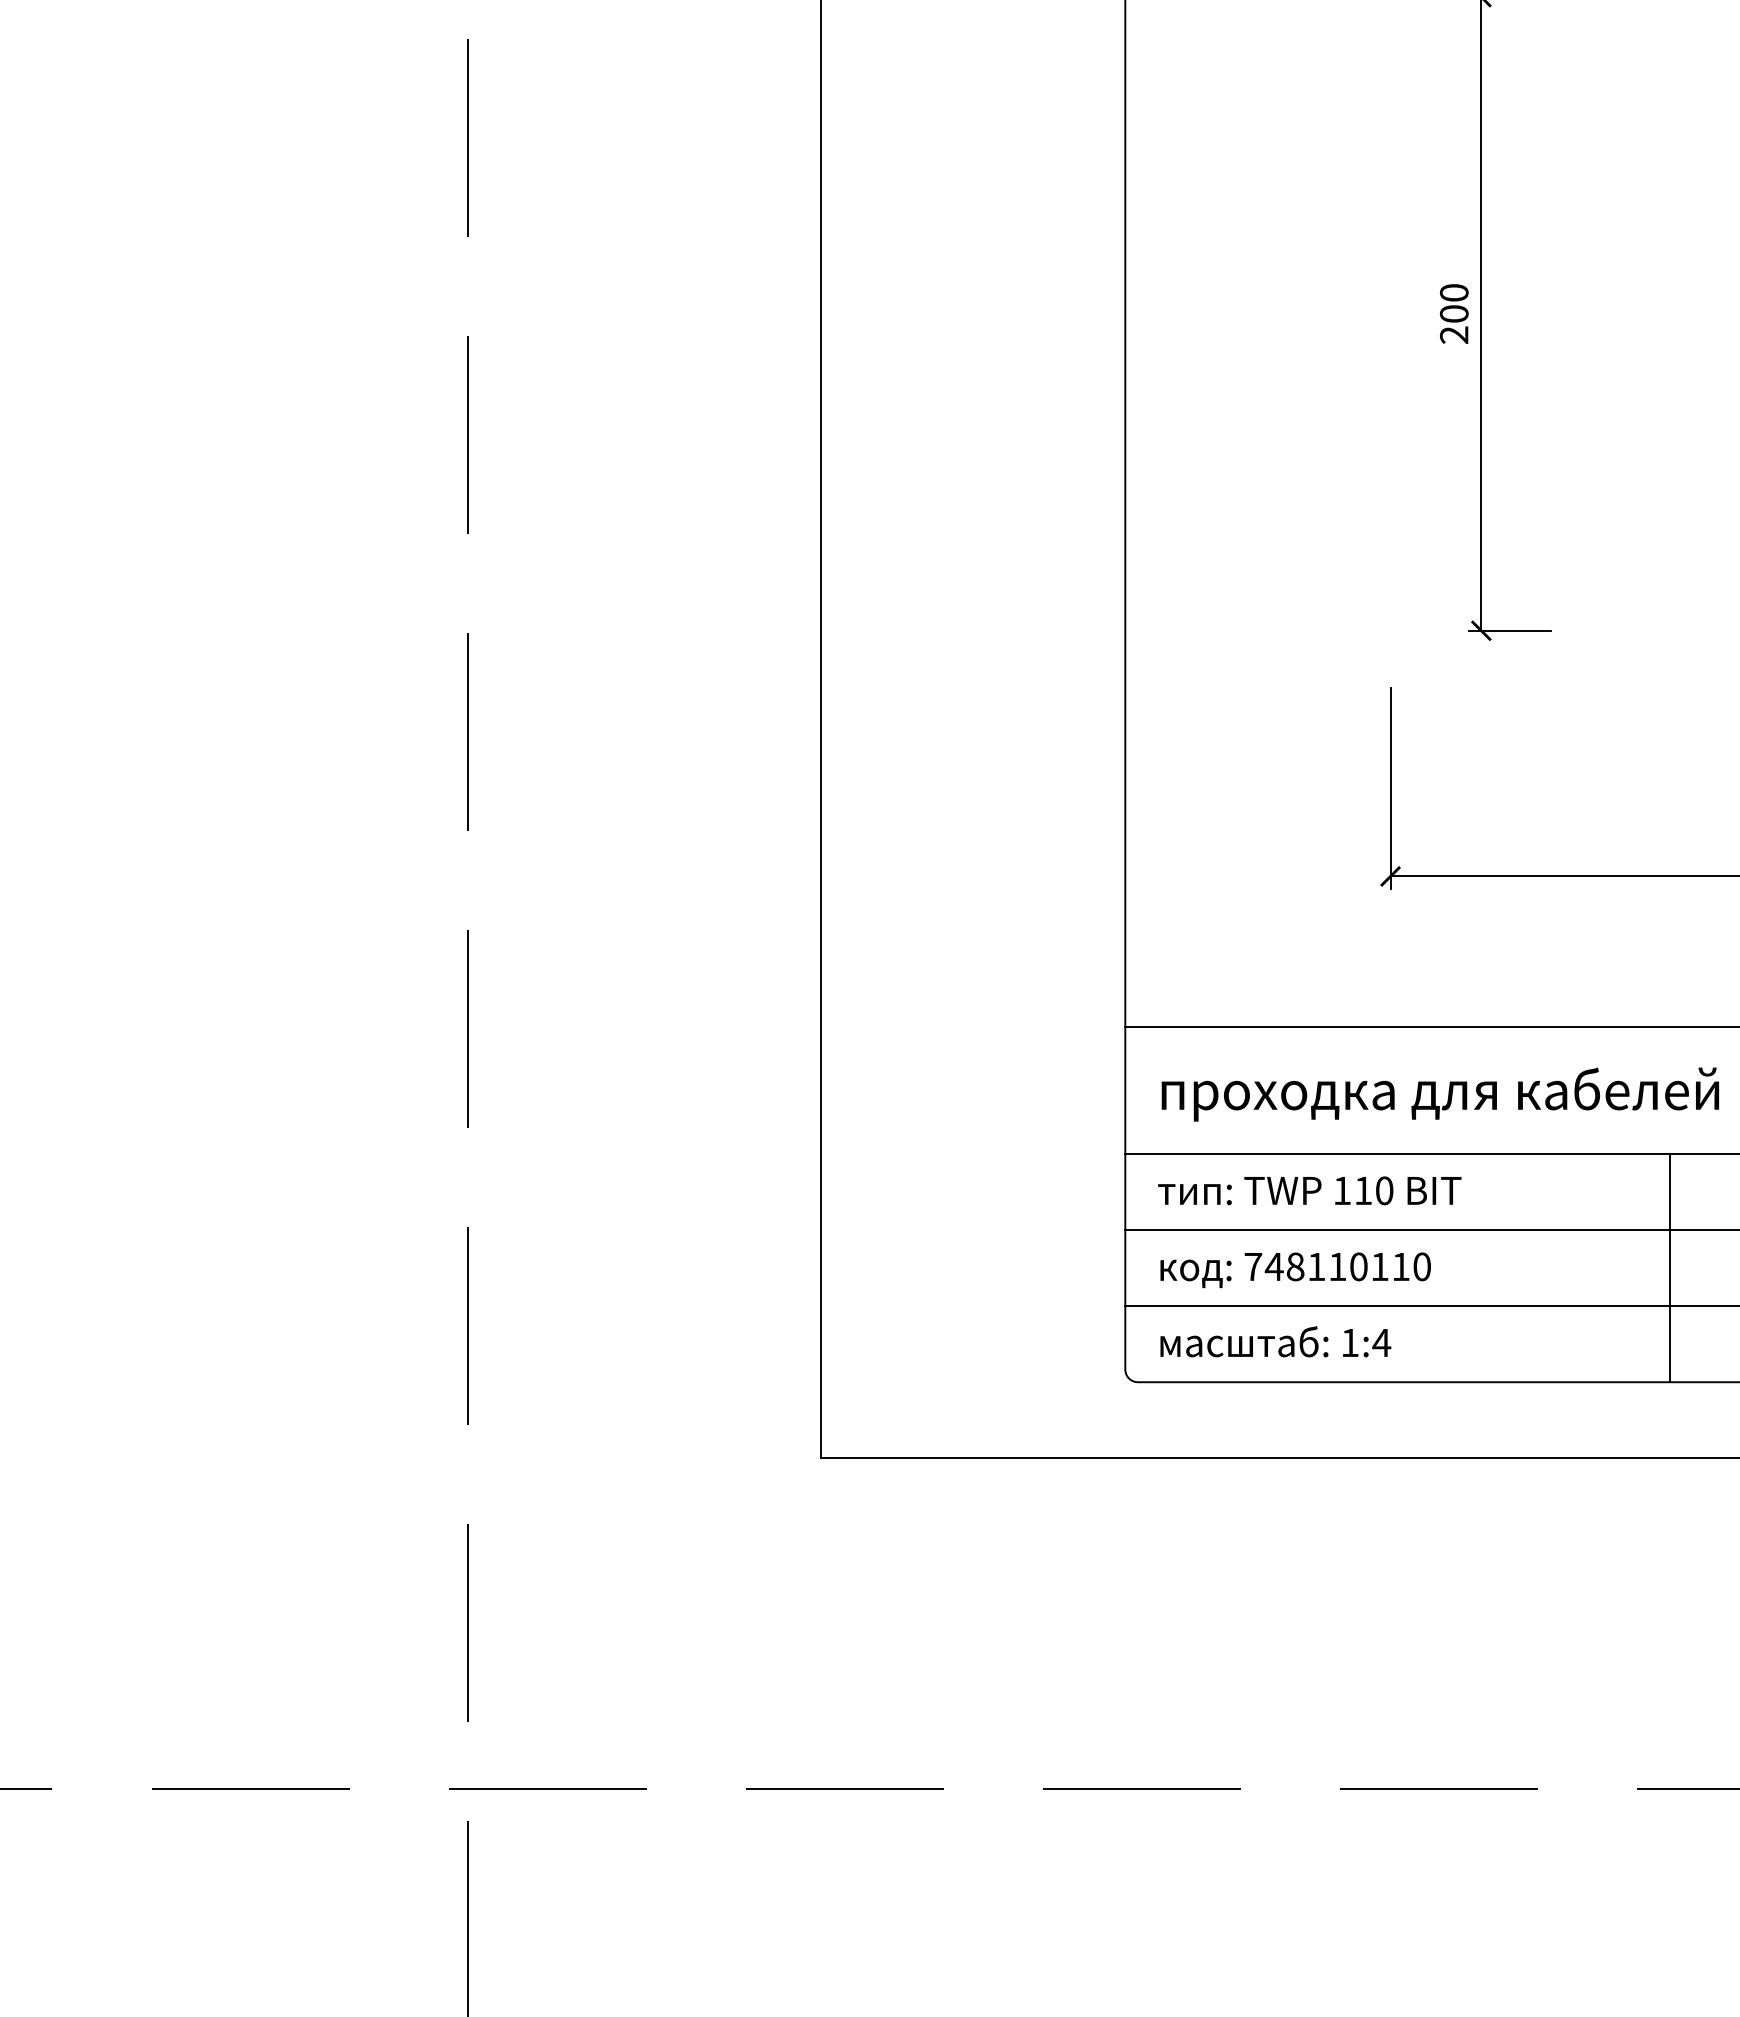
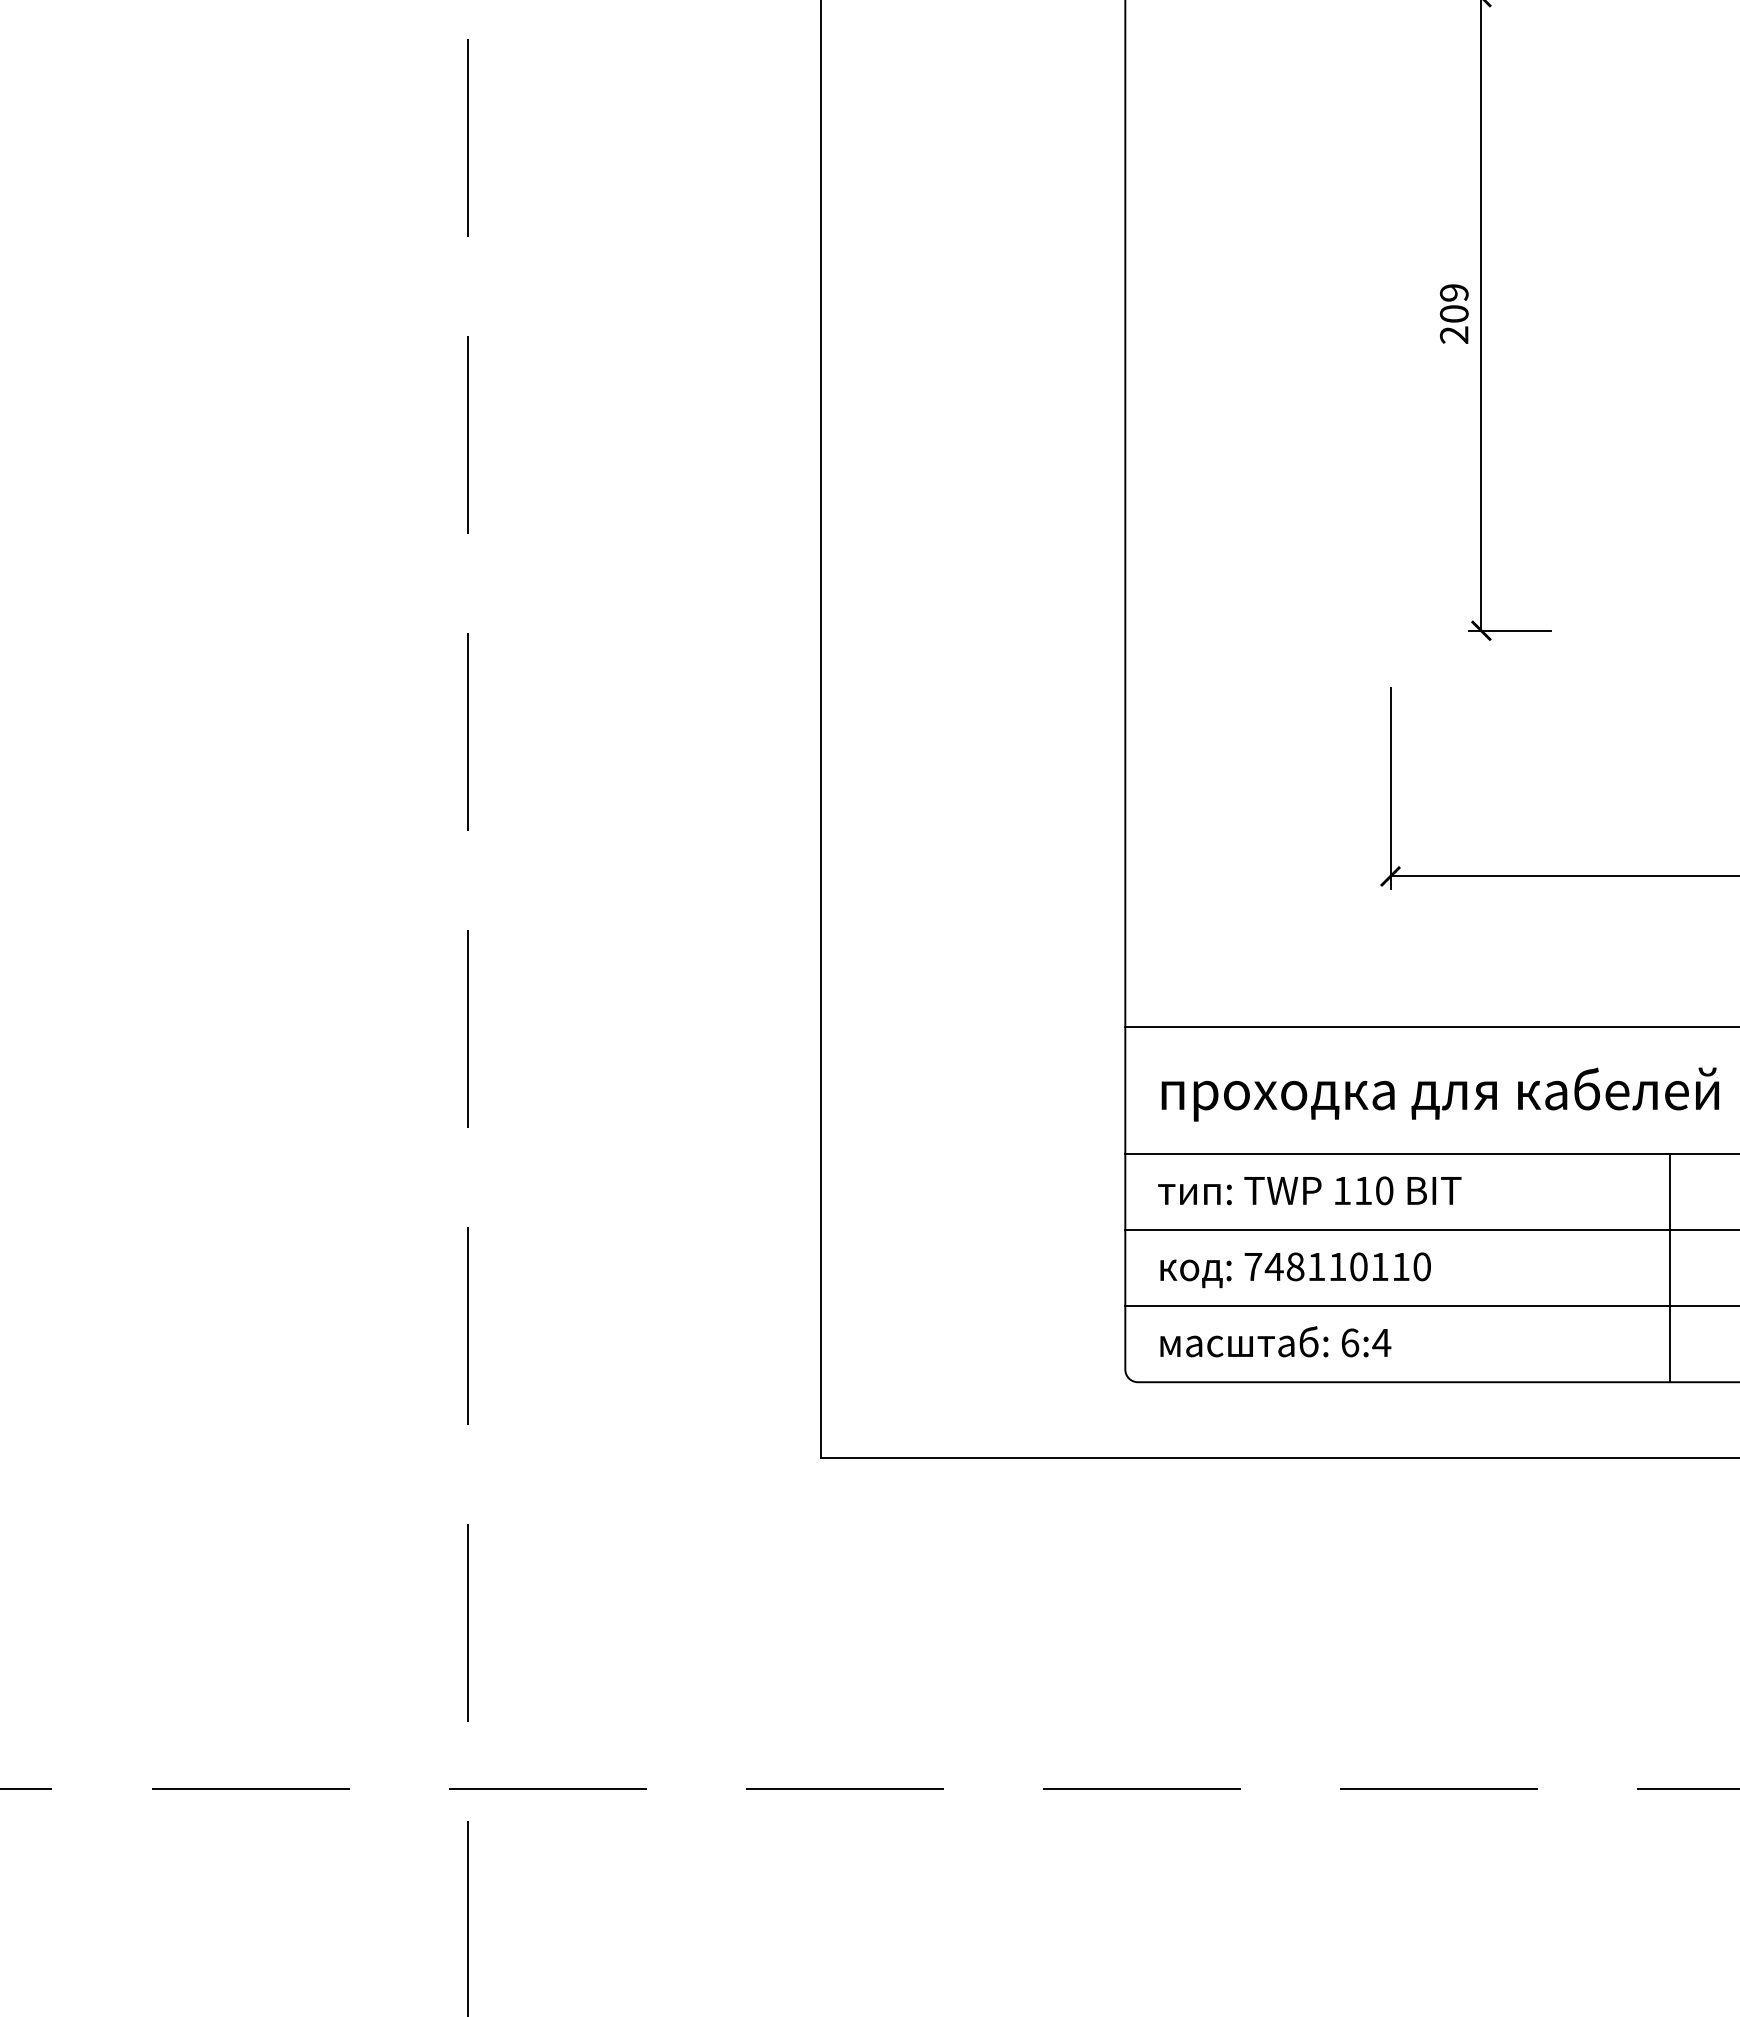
text: 200 -> 209 (1454, 292)
text: 1:4 -> 6:4 (1350, 1342)
